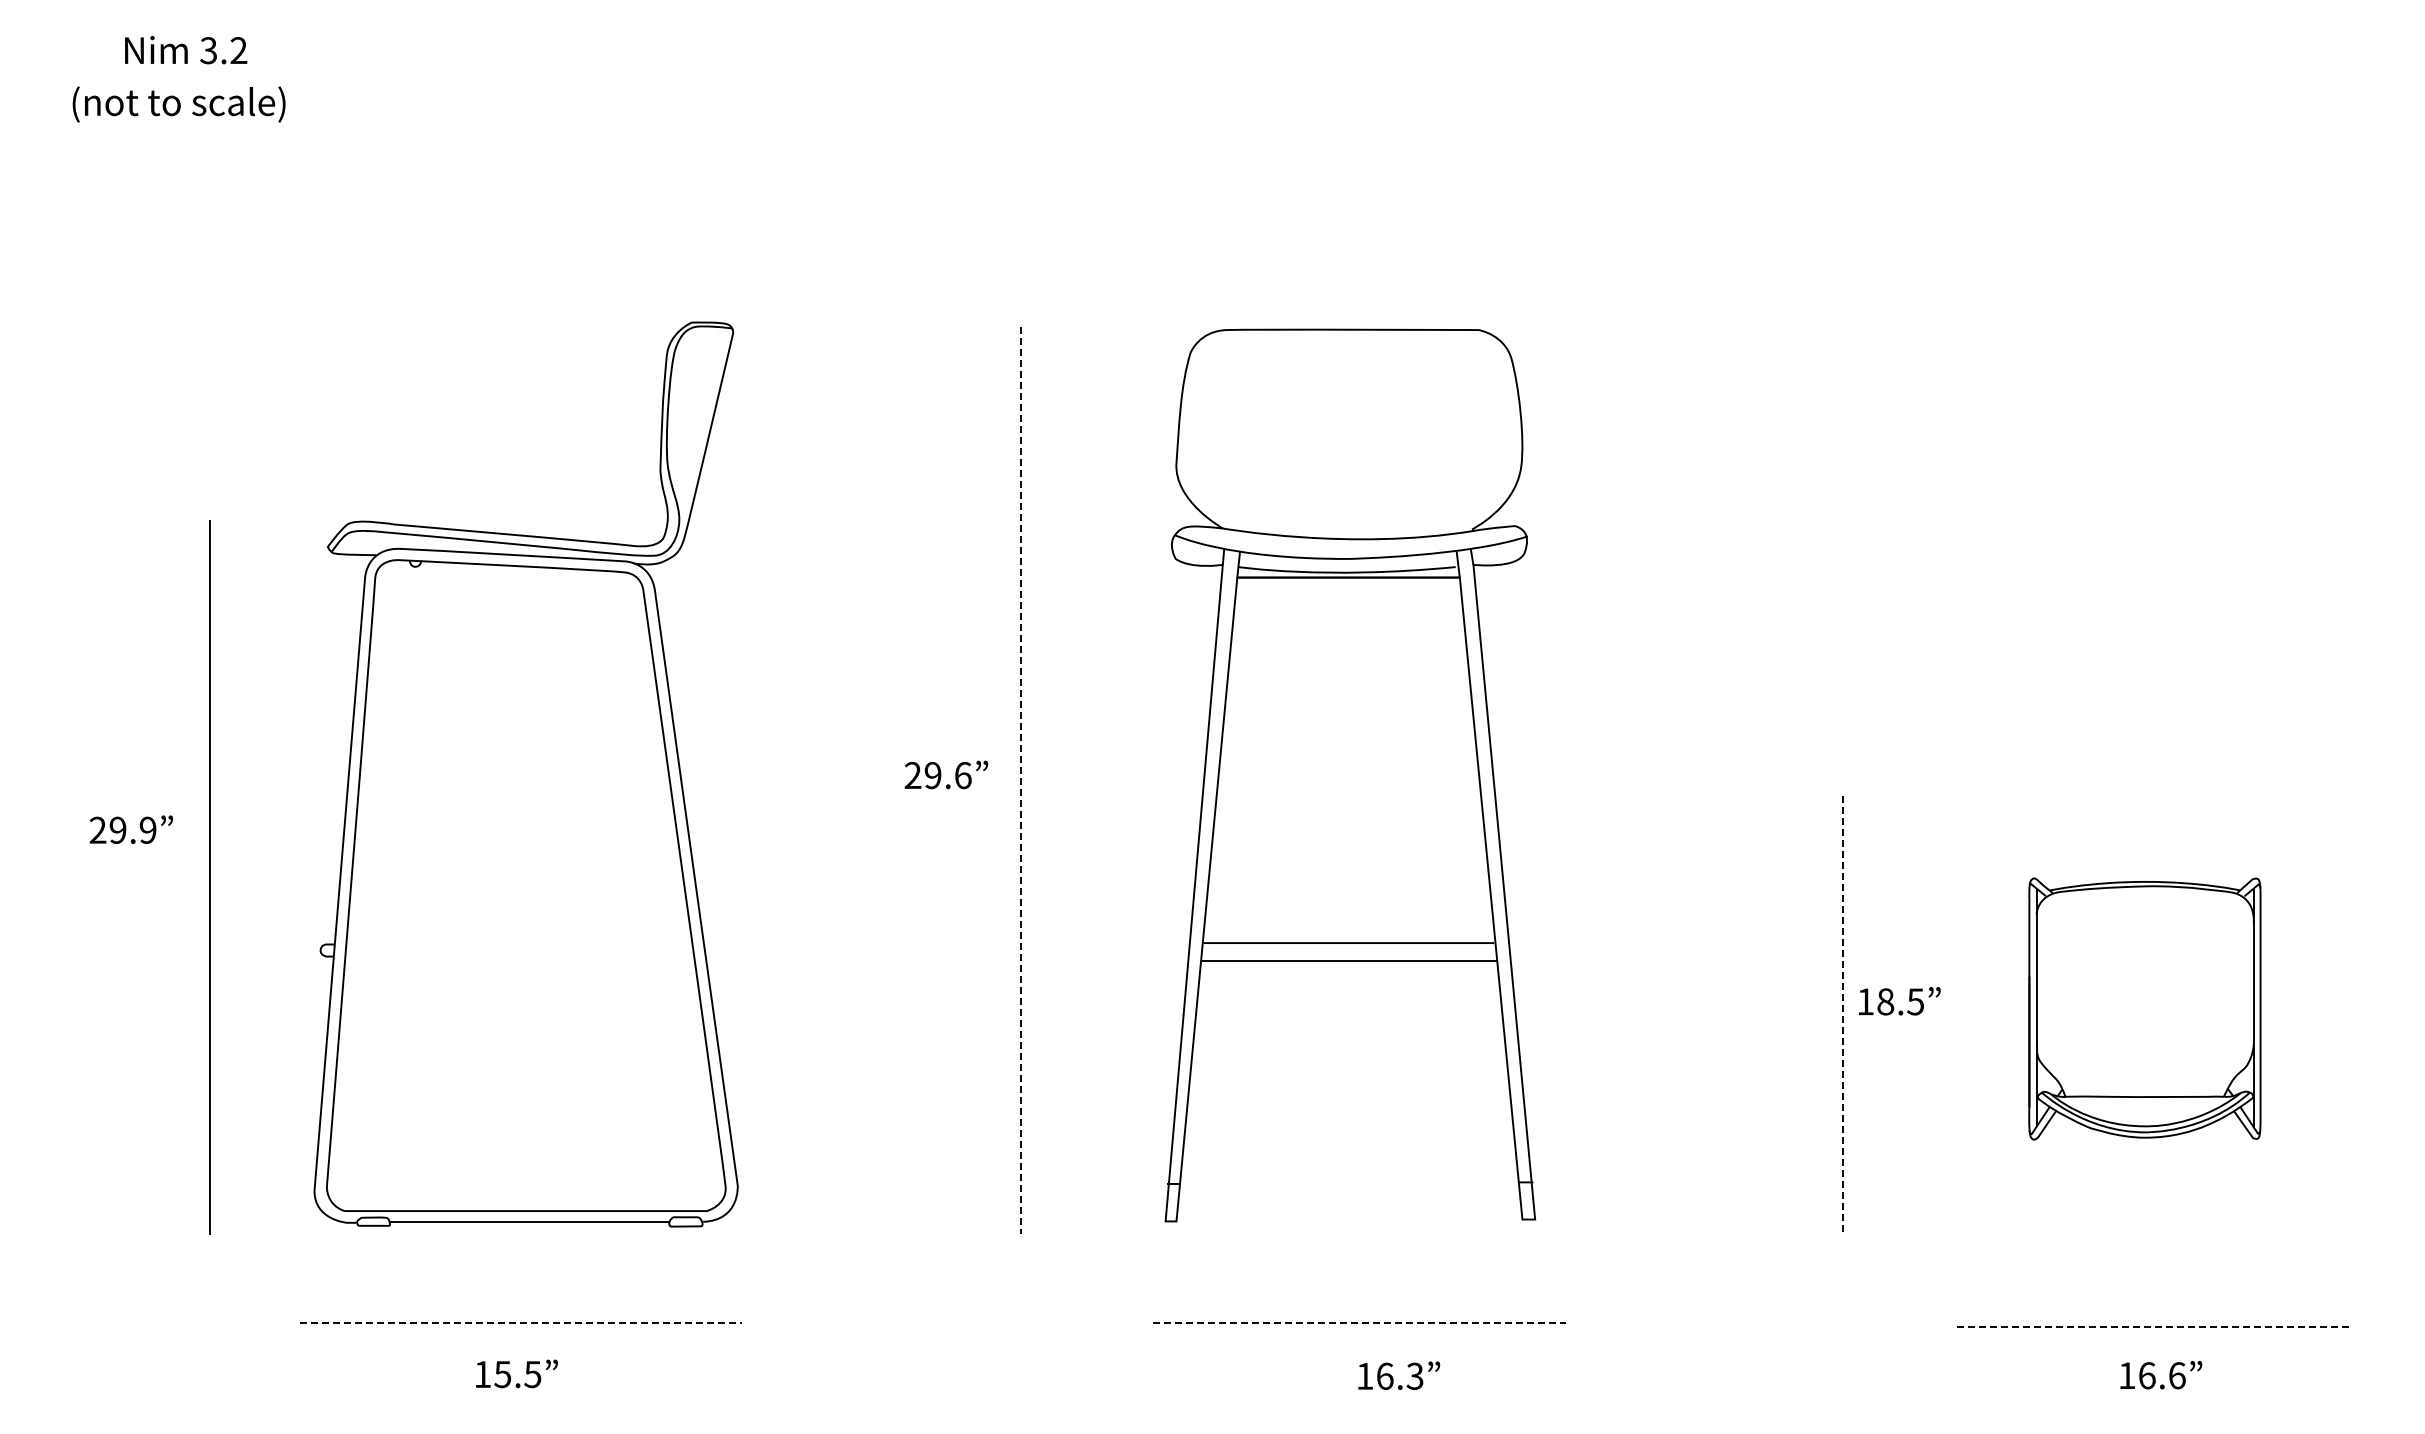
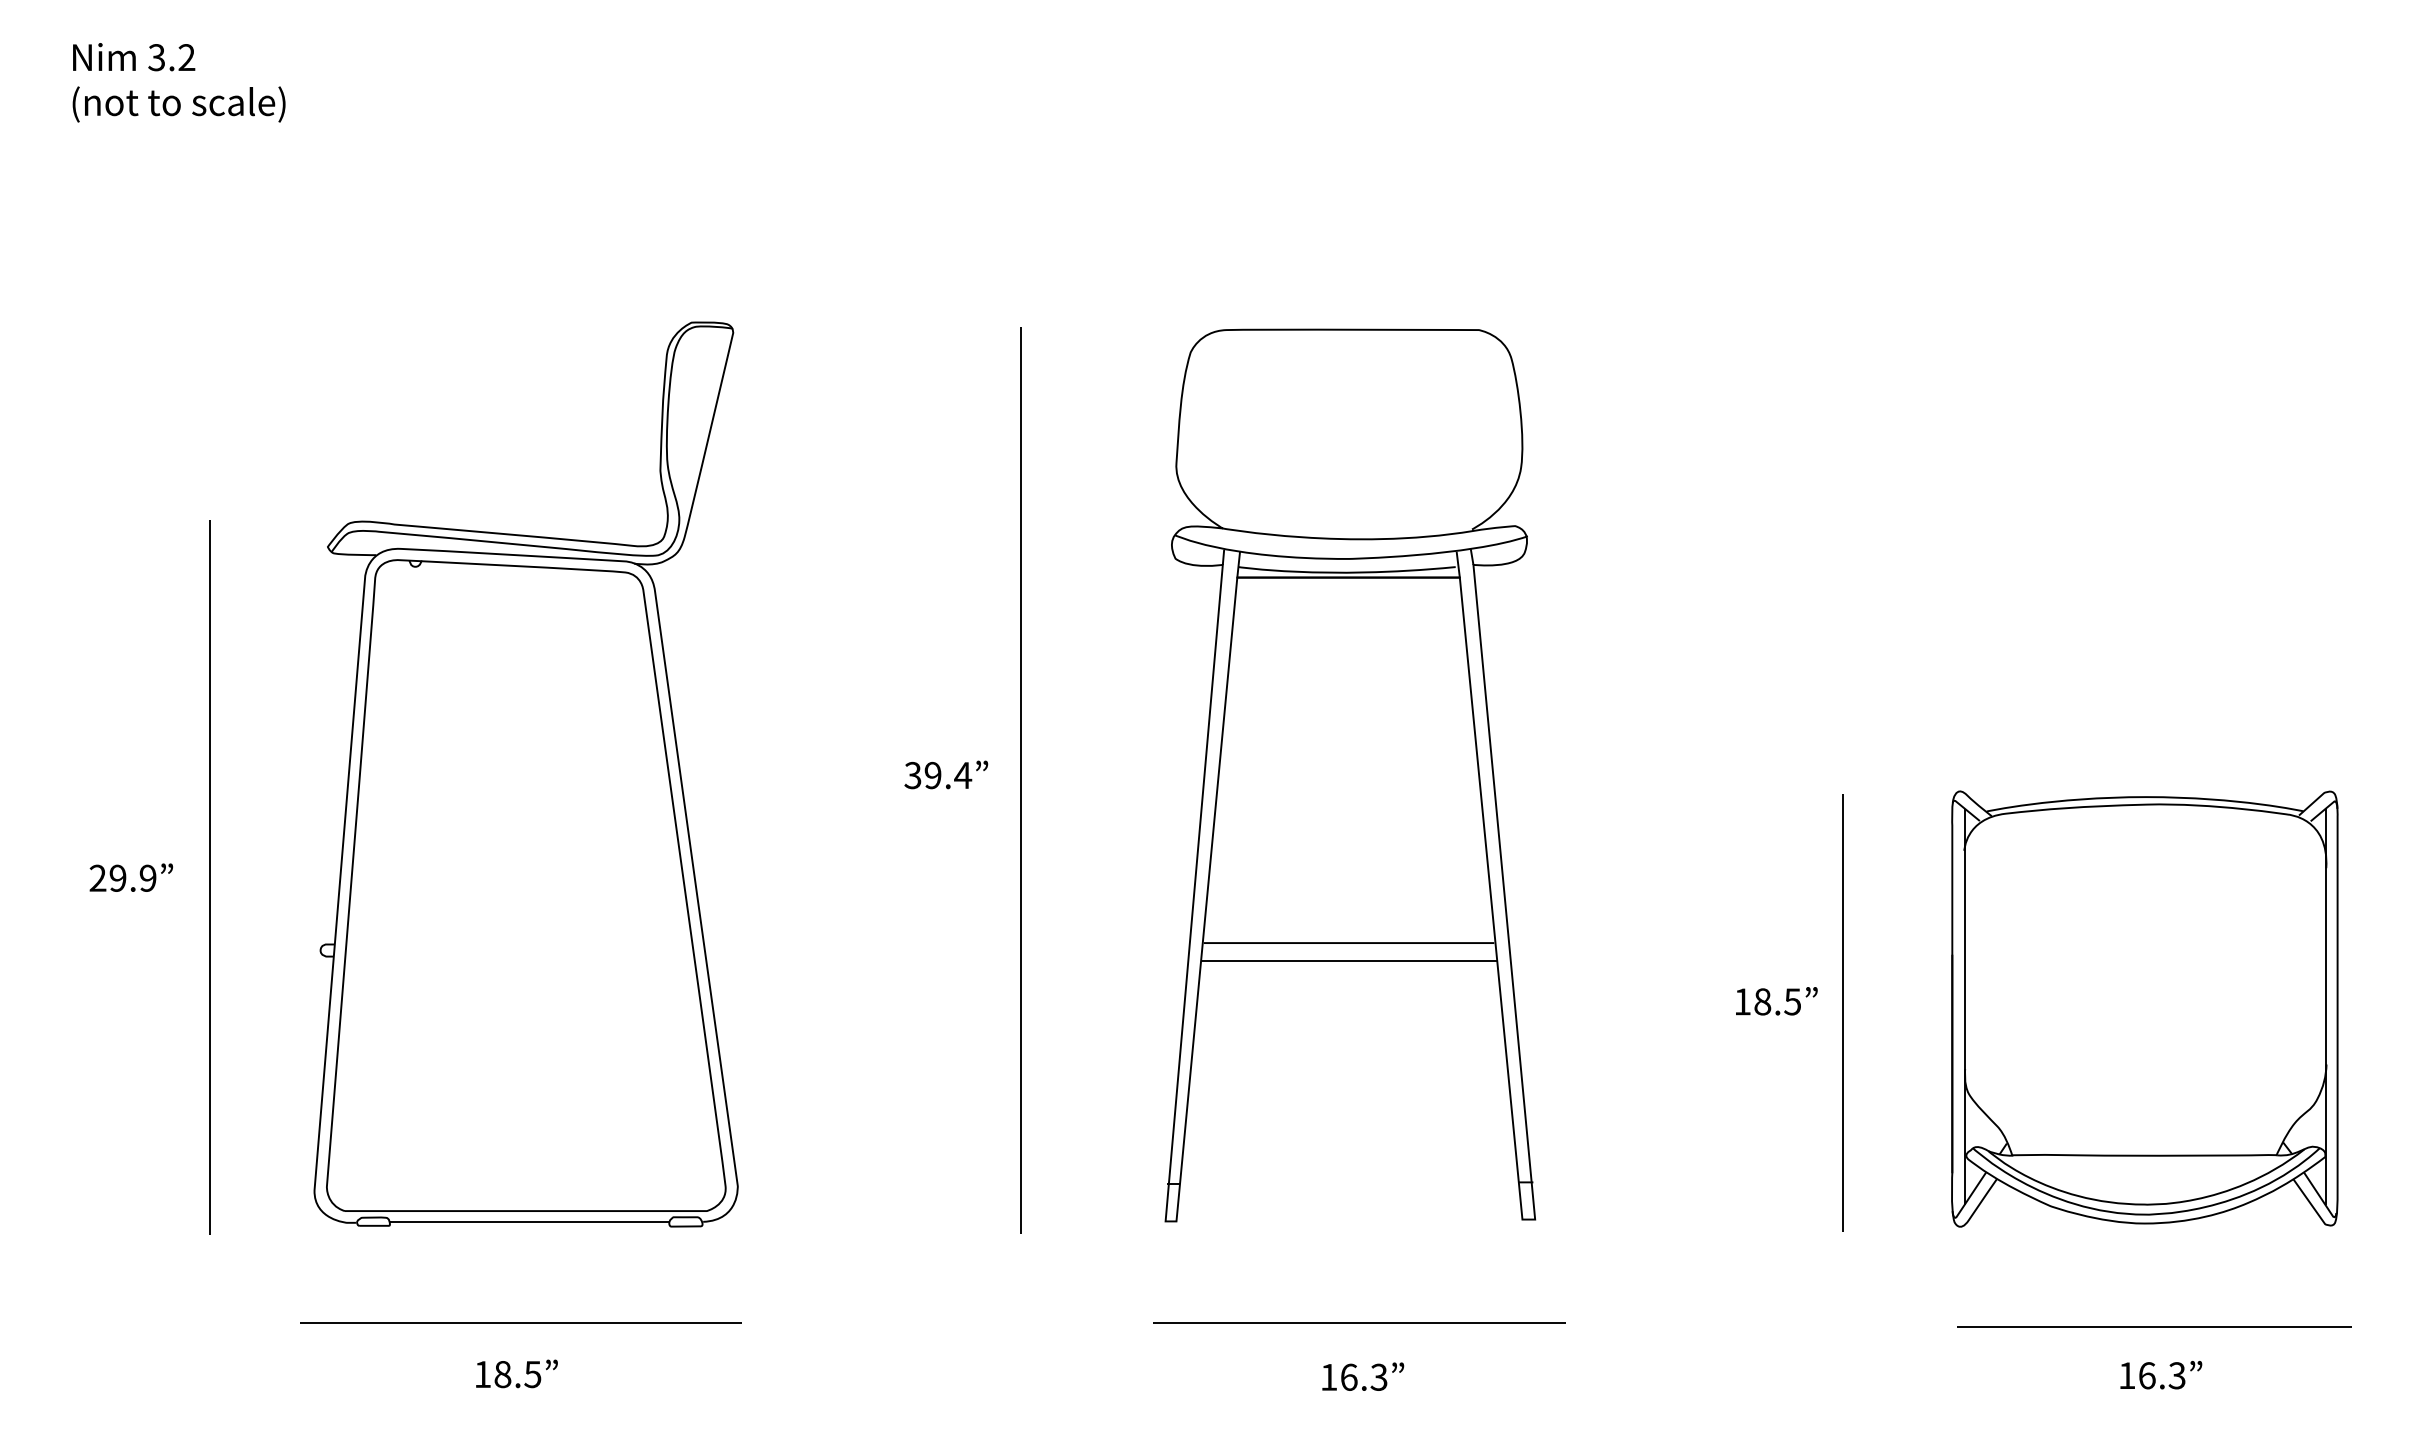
text position: (186, 50) -> (134, 57) (134, 57)
text: 29.6 -> 39.4 (938, 775)
line: dashed -> solid (1020, 781)
text position: (130, 829) -> (130, 877) (130, 877)
text position: (1899, 1001) -> (1776, 1001) (1776, 1001)
part size: 234x264 px -> 388x438 px (2144, 1008)
line: dashed -> solid (1842, 1012)
line: dashed -> solid (521, 1323)
line: dashed -> solid (1359, 1323)
line: dashed -> solid (2155, 1327)
text: 15.5 -> 18.5 (502, 1374)
text position: (1399, 1375) -> (1363, 1376) (1363, 1376)
text: 16.6 -> 16.3 (2176, 1375)
